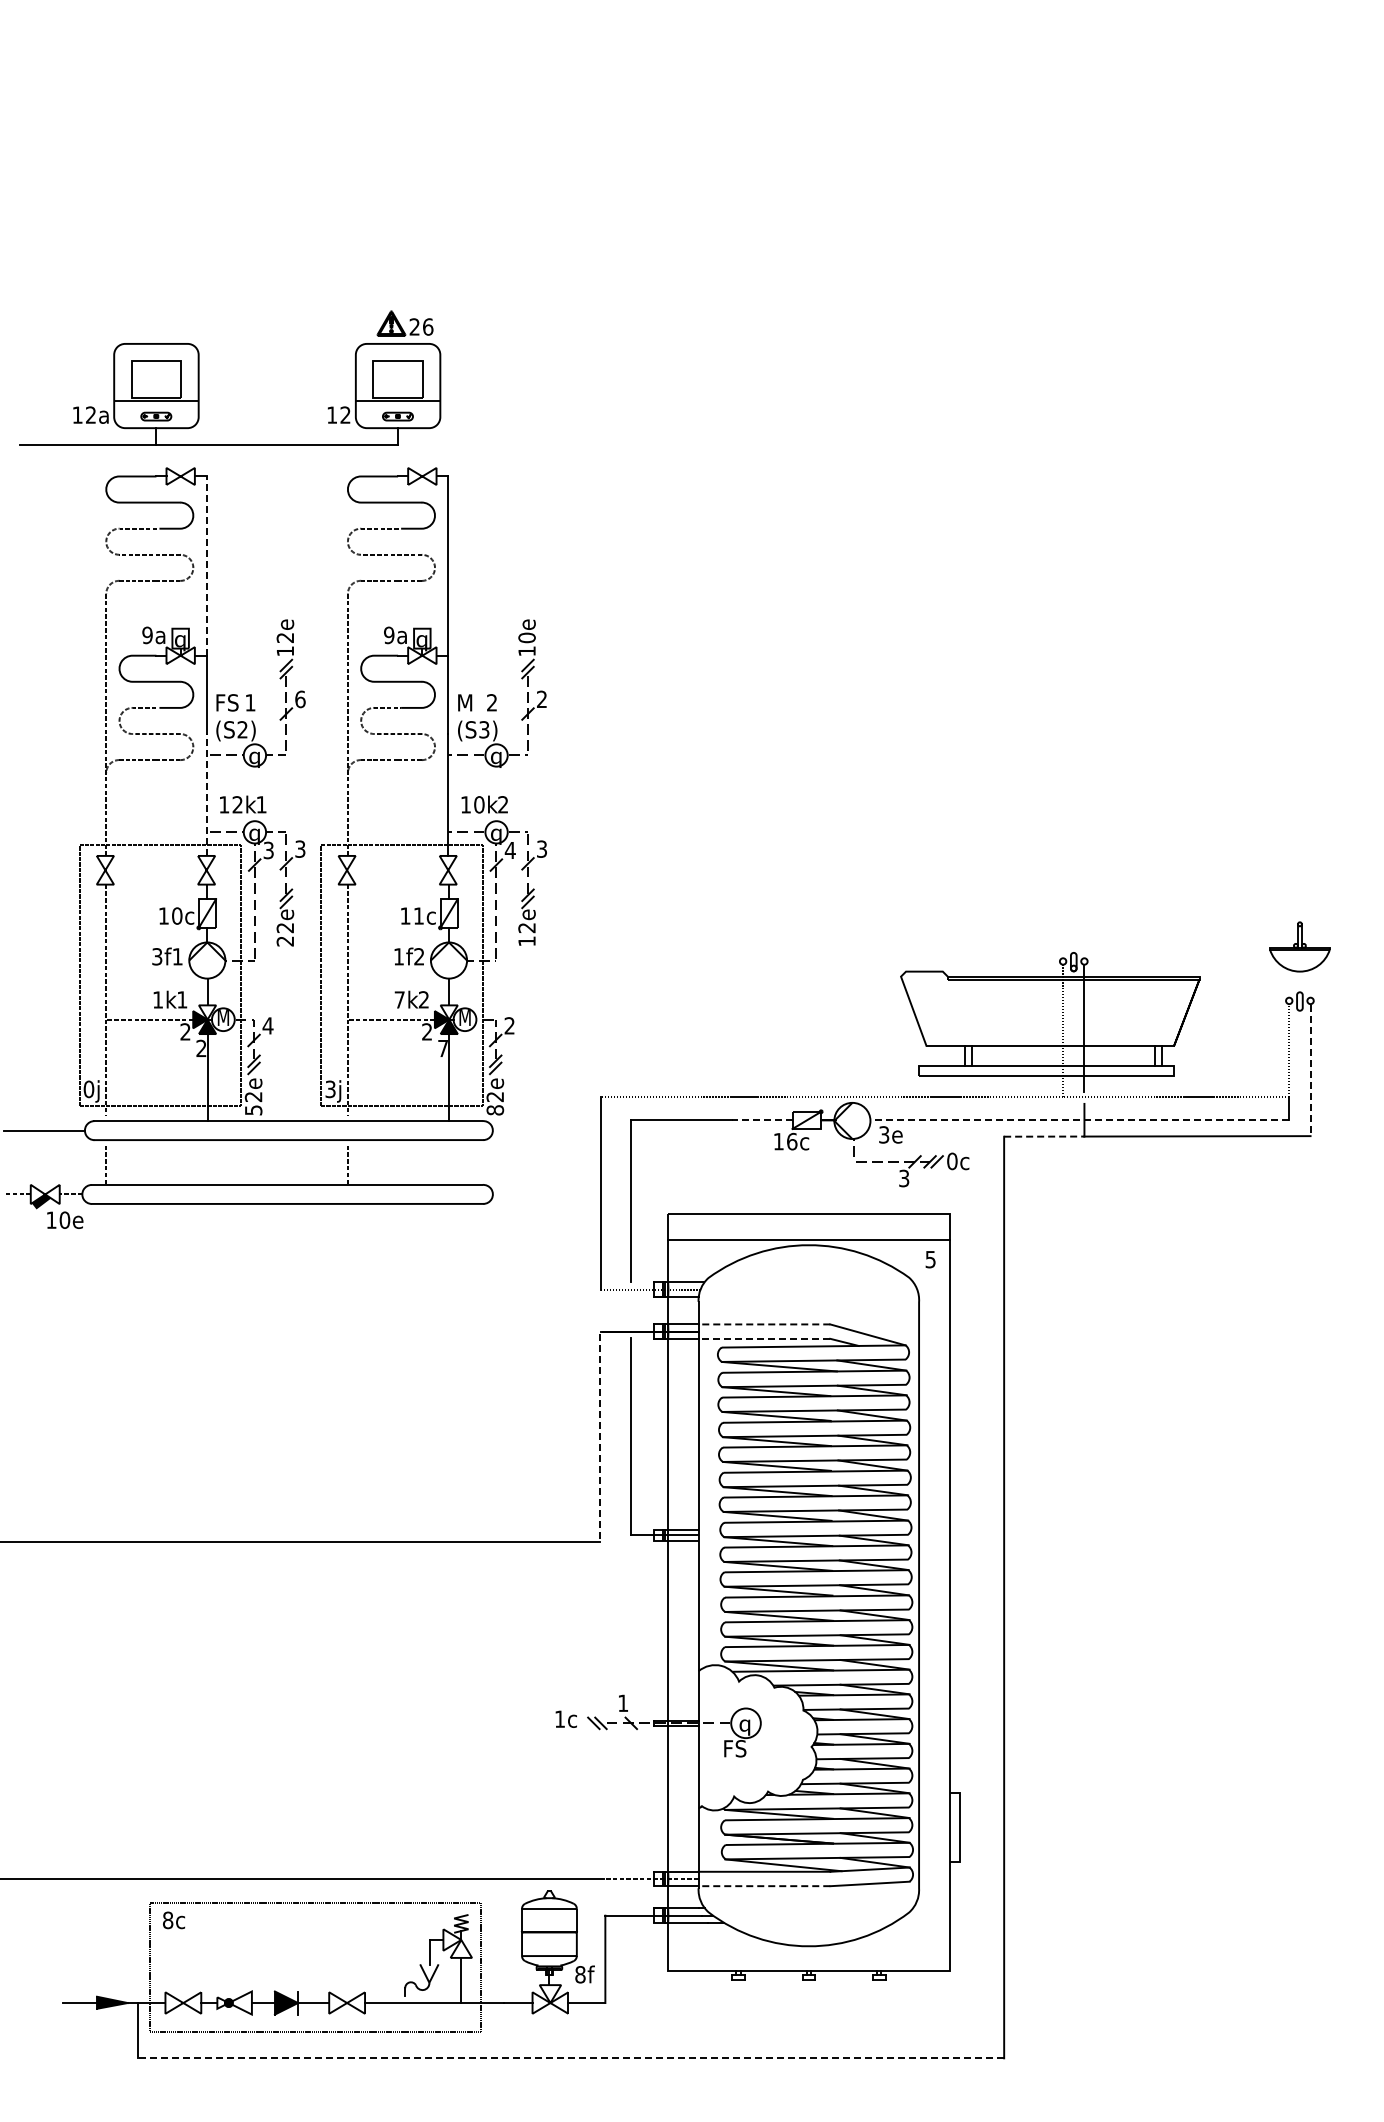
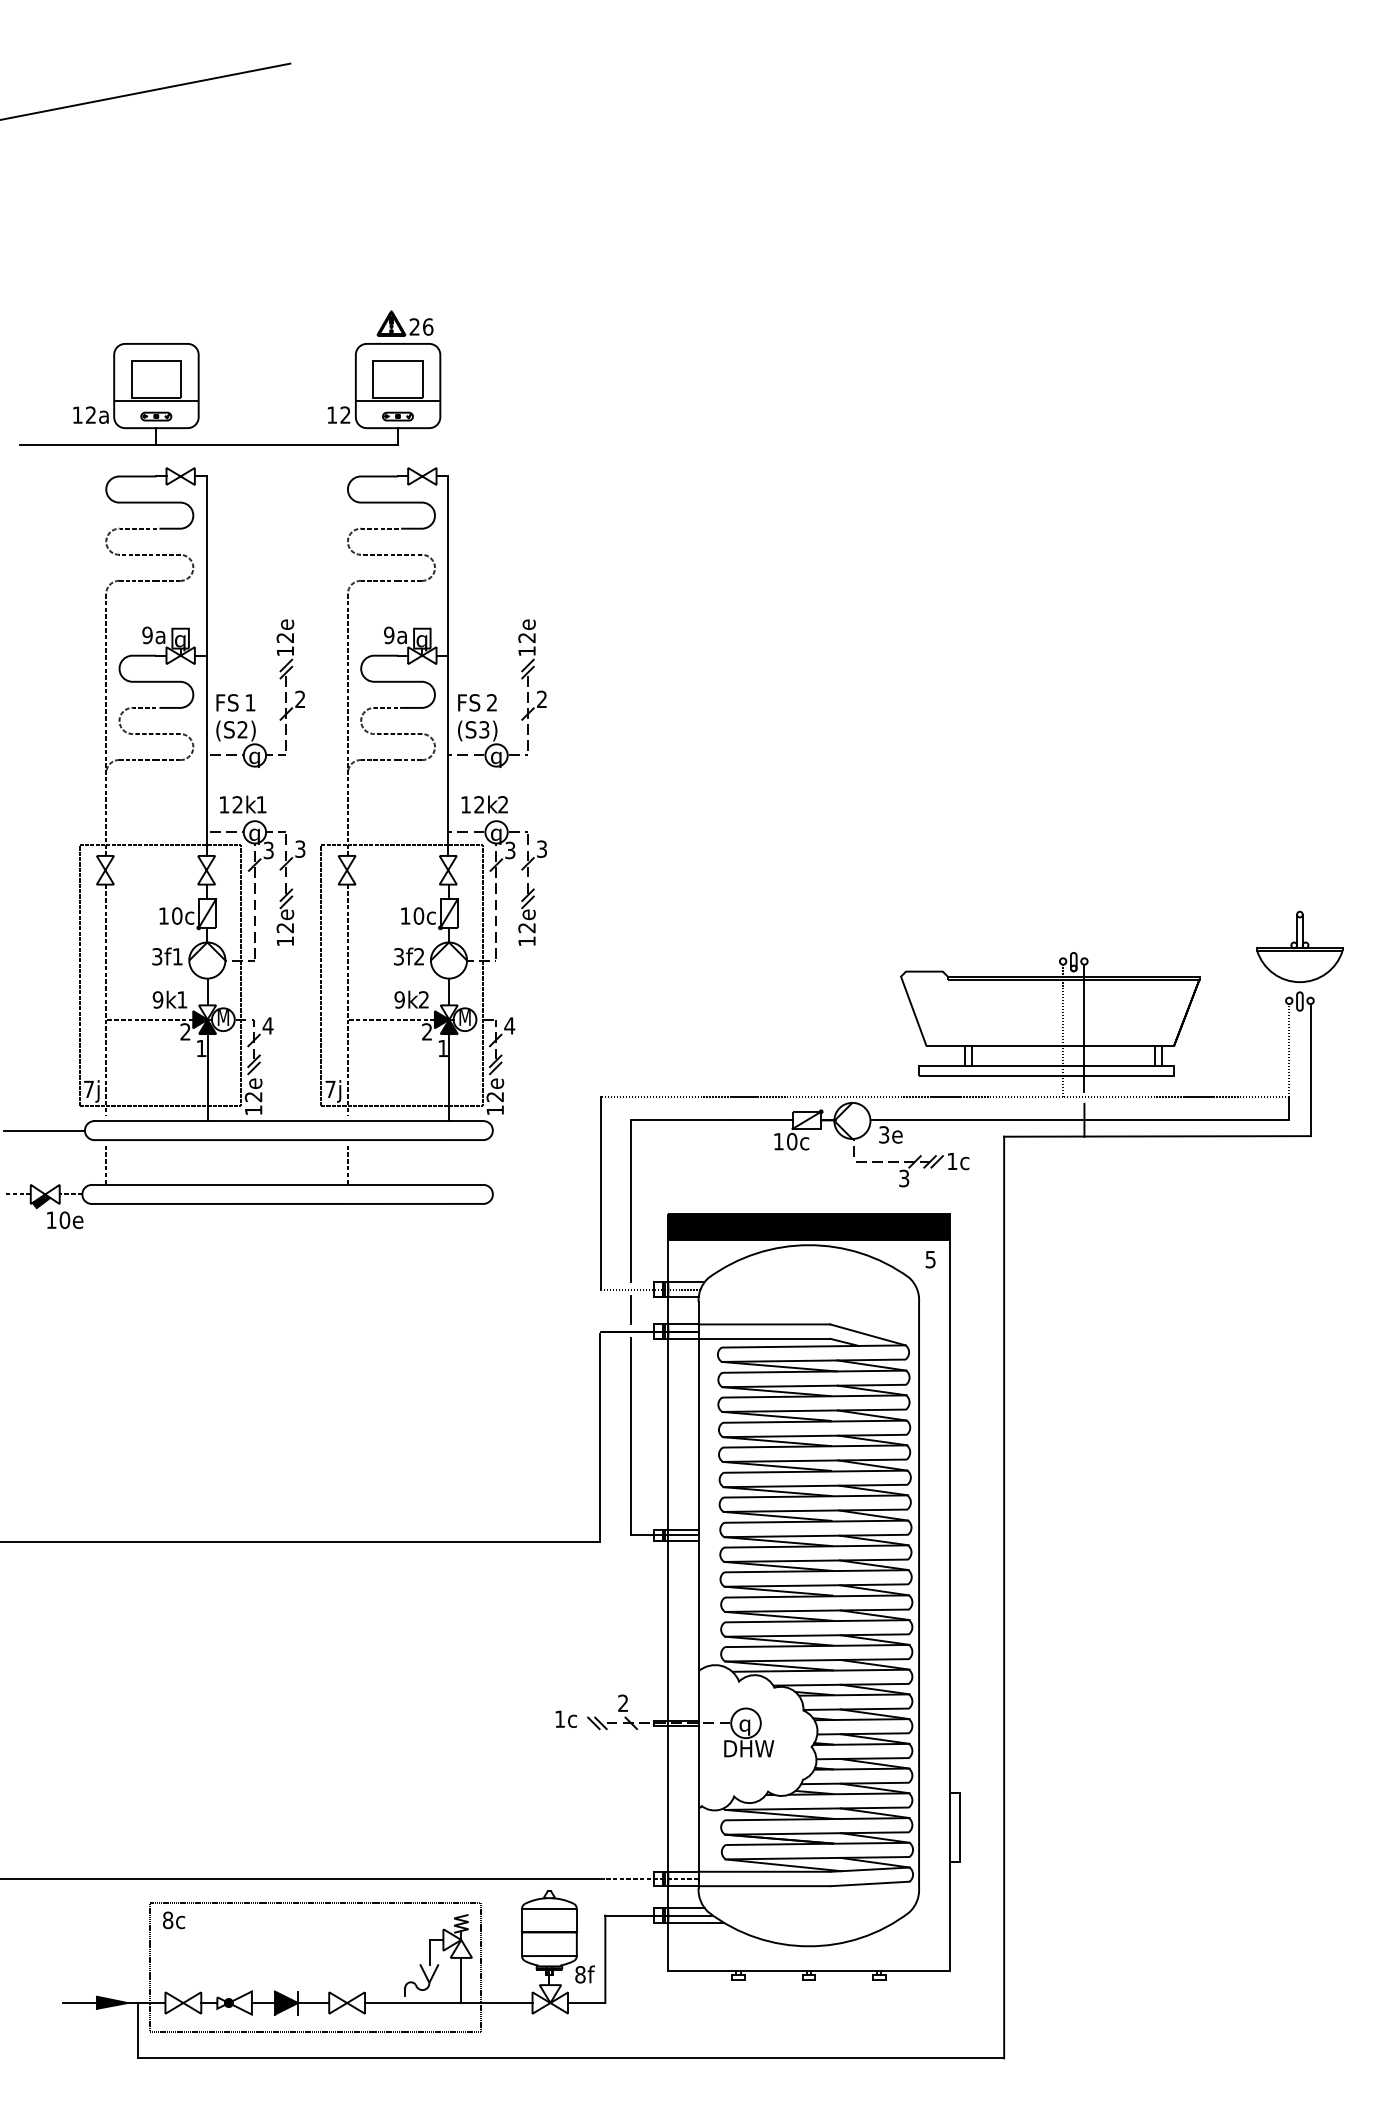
line: none -> present (146, 91)
line: dashed -> solid (206, 566)
text: 10e -> 12e (526, 637)
text: 6 -> 2 (300, 699)
text: M -> FS (470, 702)
line: dashed -> solid (206, 795)
text: 10k -> 12k (479, 804)
text: 4 -> 3 (509, 850)
text: 11c -> 10c (418, 915)
text: 22e -> 12e (284, 941)
part size: 62x52 px -> 88x74 px (1299, 946)
text: 1f -> 3f (398, 956)
text: 1k -> 9k (157, 999)
text: 7k -> 9k (399, 999)
text: 2 -> 4 (509, 1025)
text: 2 -> 1 (201, 1047)
text: 7 -> 1 (442, 1048)
line: dashed -> solid (1310, 1071)
text: 0j -> 7j (88, 1089)
text: 3j -> 7j (330, 1089)
text: 52e -> 12e (253, 1110)
text: 82e -> 12e (495, 1110)
line: dashed -> solid (761, 1120)
line: dashed -> solid (1080, 1120)
line: dashed -> solid (1044, 1136)
text: 16c -> 10c (792, 1141)
text: 0c -> 1c (952, 1161)
fill: none -> present (808, 1226)
line: none -> present (631, 1309)
line: dashed -> solid (764, 1324)
line: dashed -> solid (764, 1338)
line: dashed -> solid (600, 1437)
text: 1 -> 2 (622, 1702)
text: FS -> DHW (750, 1748)
line: dashed -> solid (764, 1886)
line: dashed -> solid (570, 2058)
